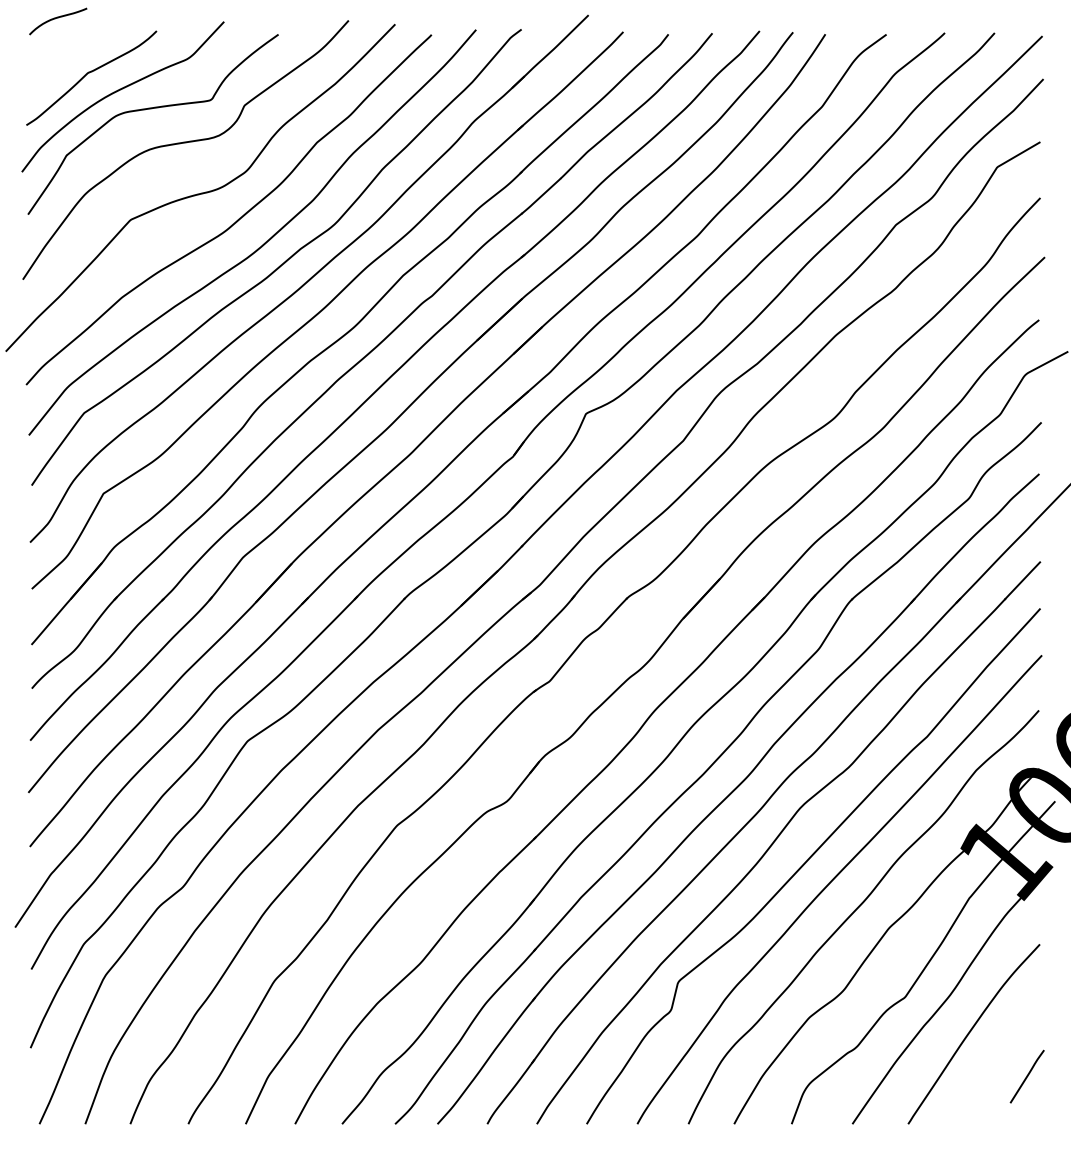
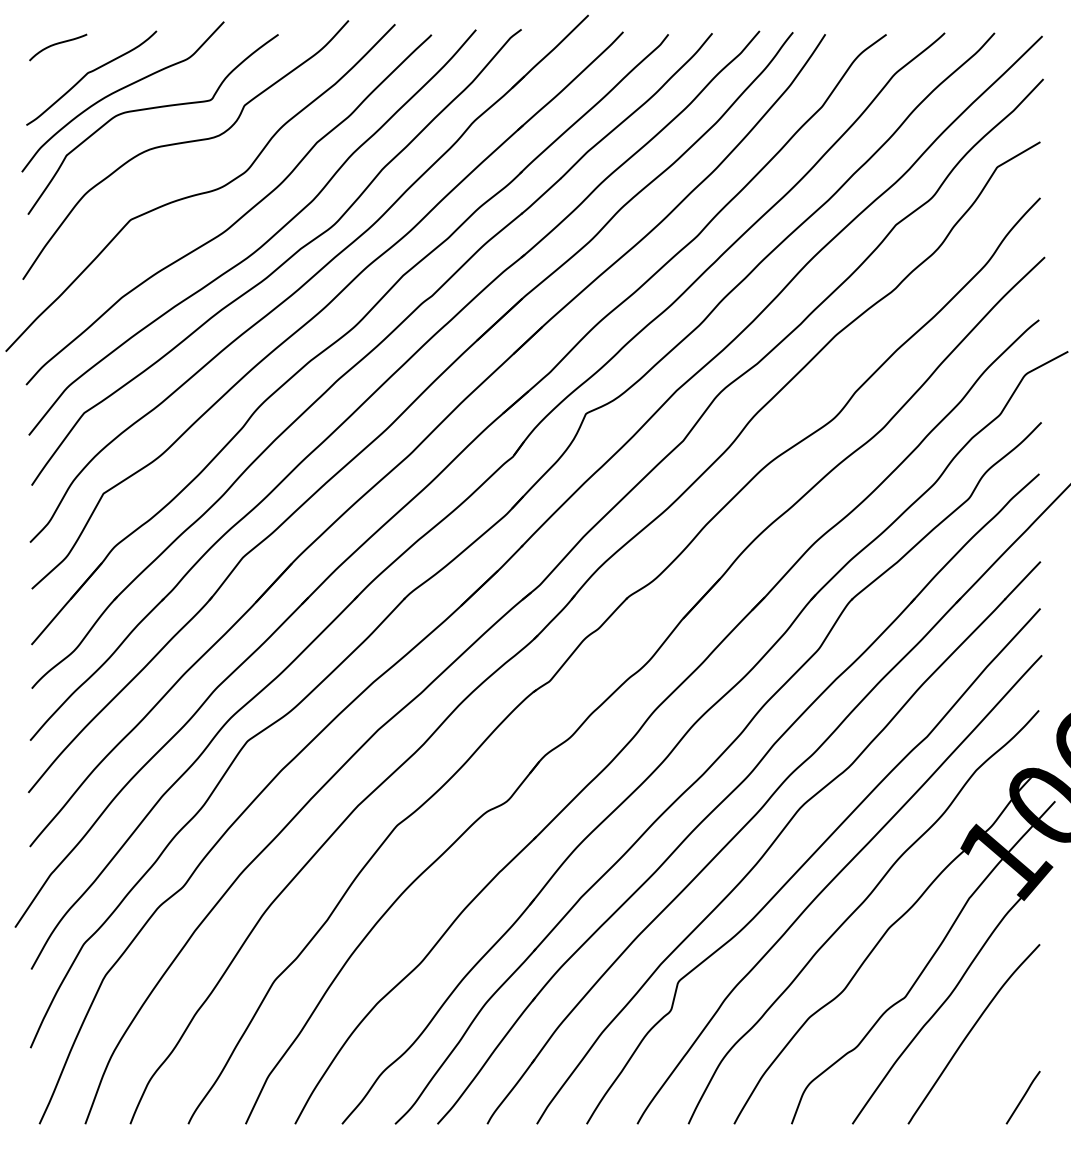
curve position: (58, 18) -> (58, 44) (58, 44)
line position: (1026, 1076) -> (1022, 1097) (1022, 1097)
